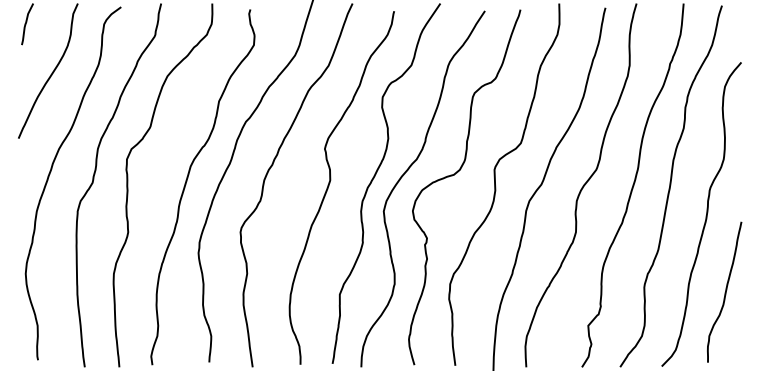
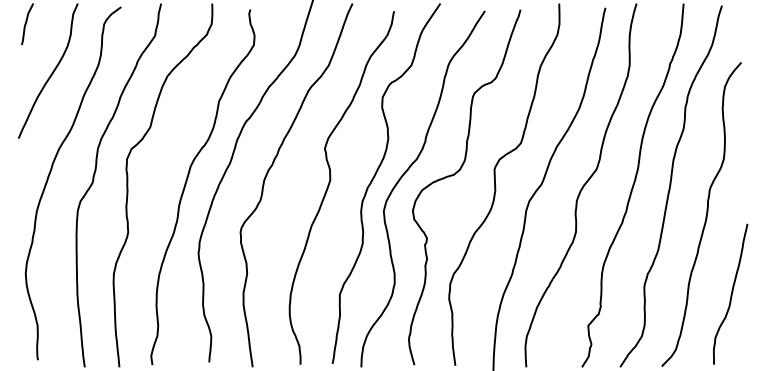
curve position: (725, 291) -> (731, 293) (731, 293)
